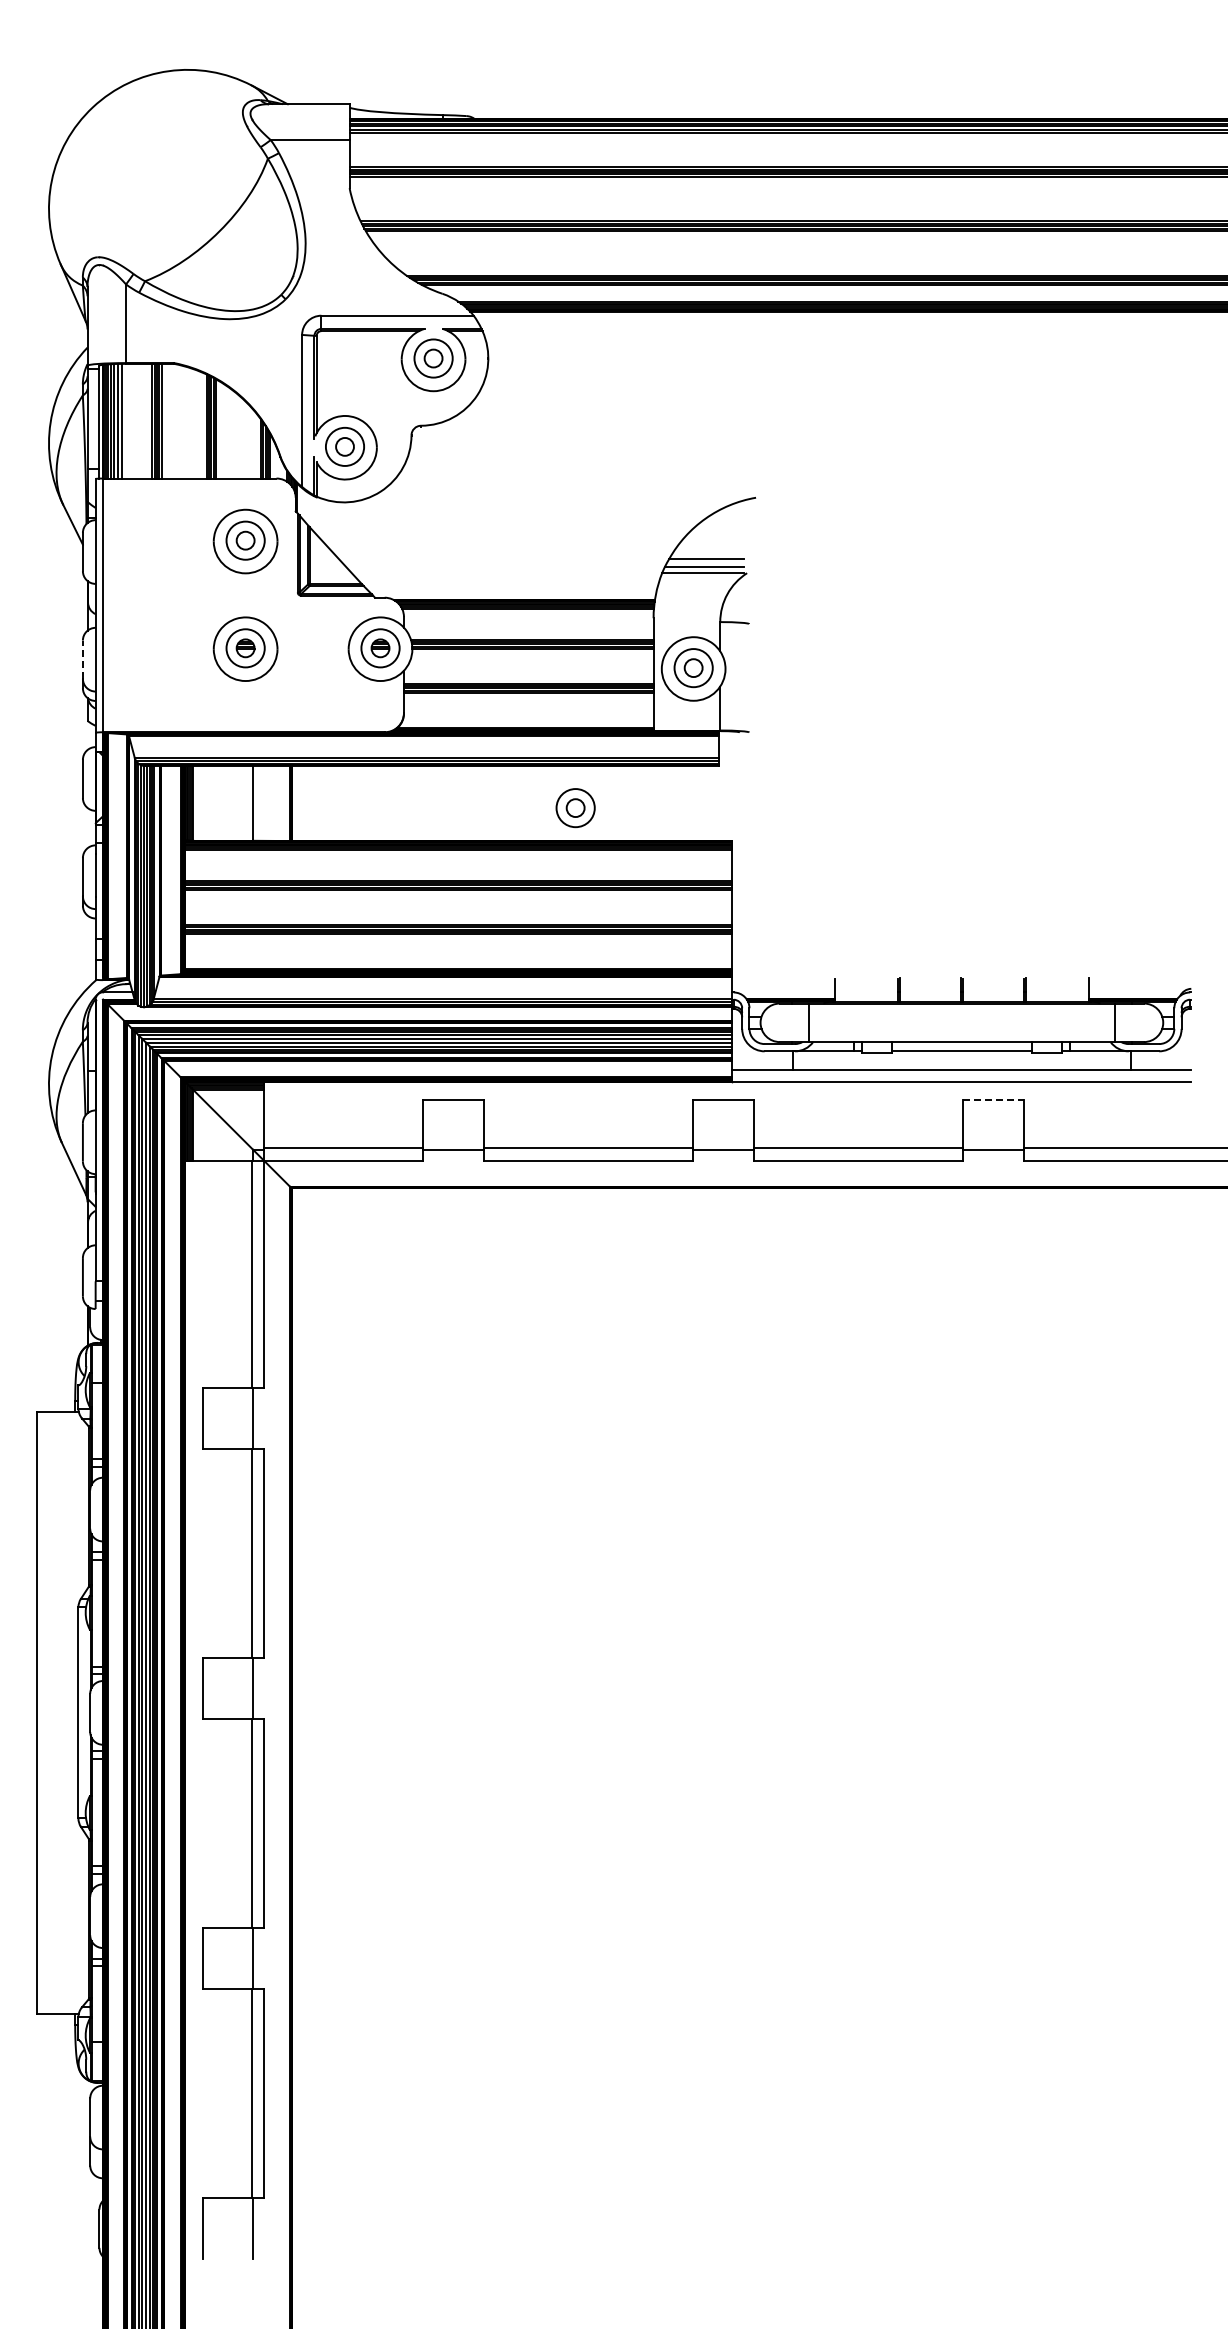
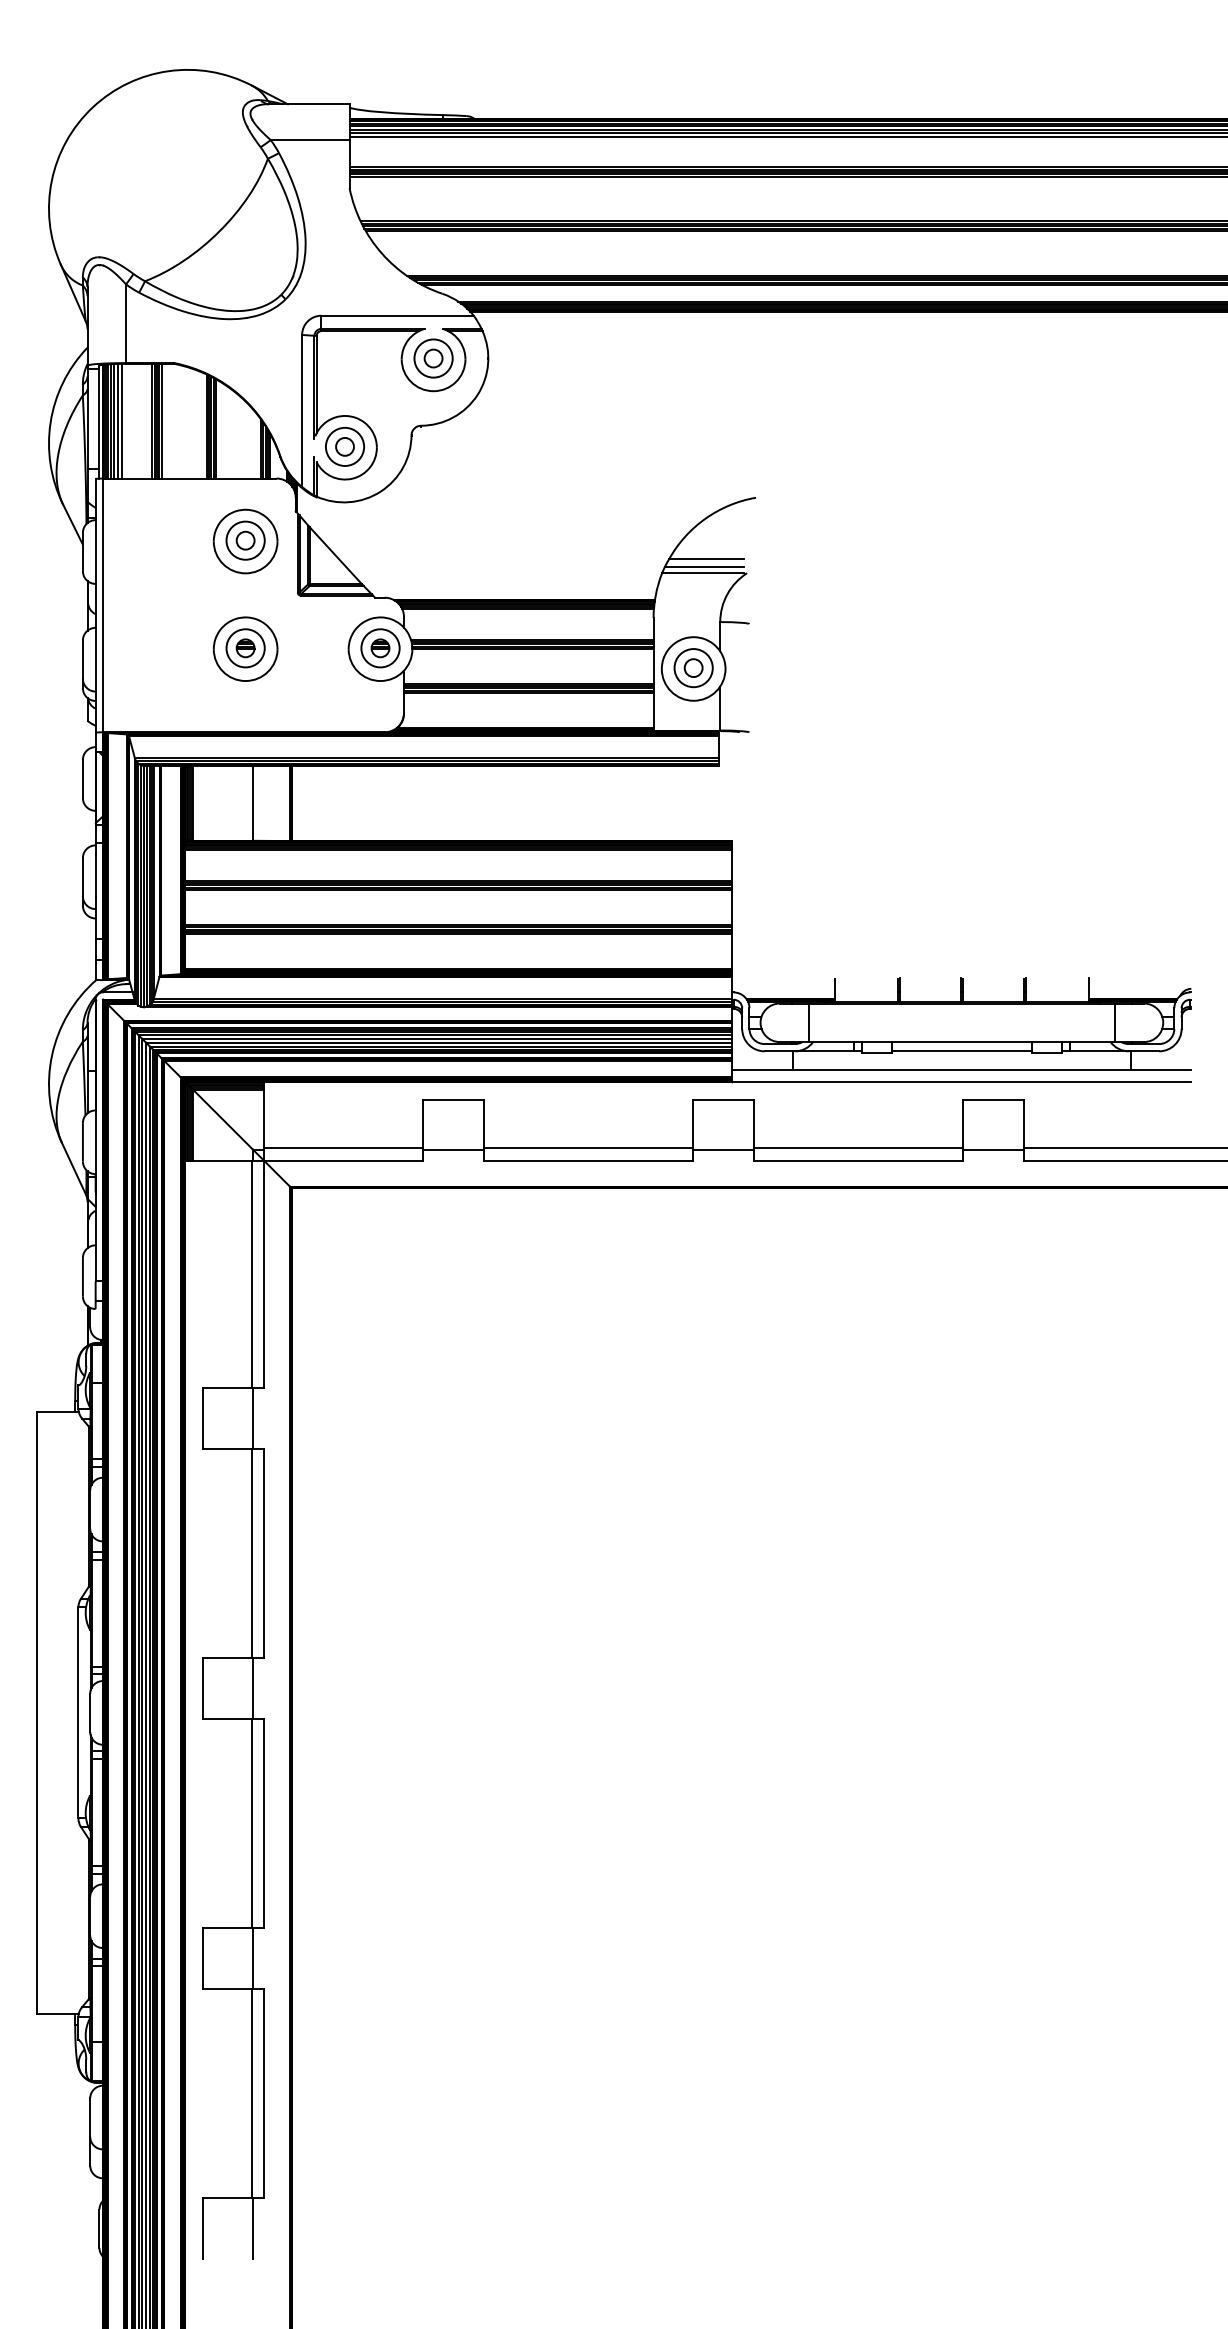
line: none -> present (786, 137)
line: dashed -> solid (82, 659)
part: present -> none (575, 808)
line: dashed -> solid (994, 1099)
